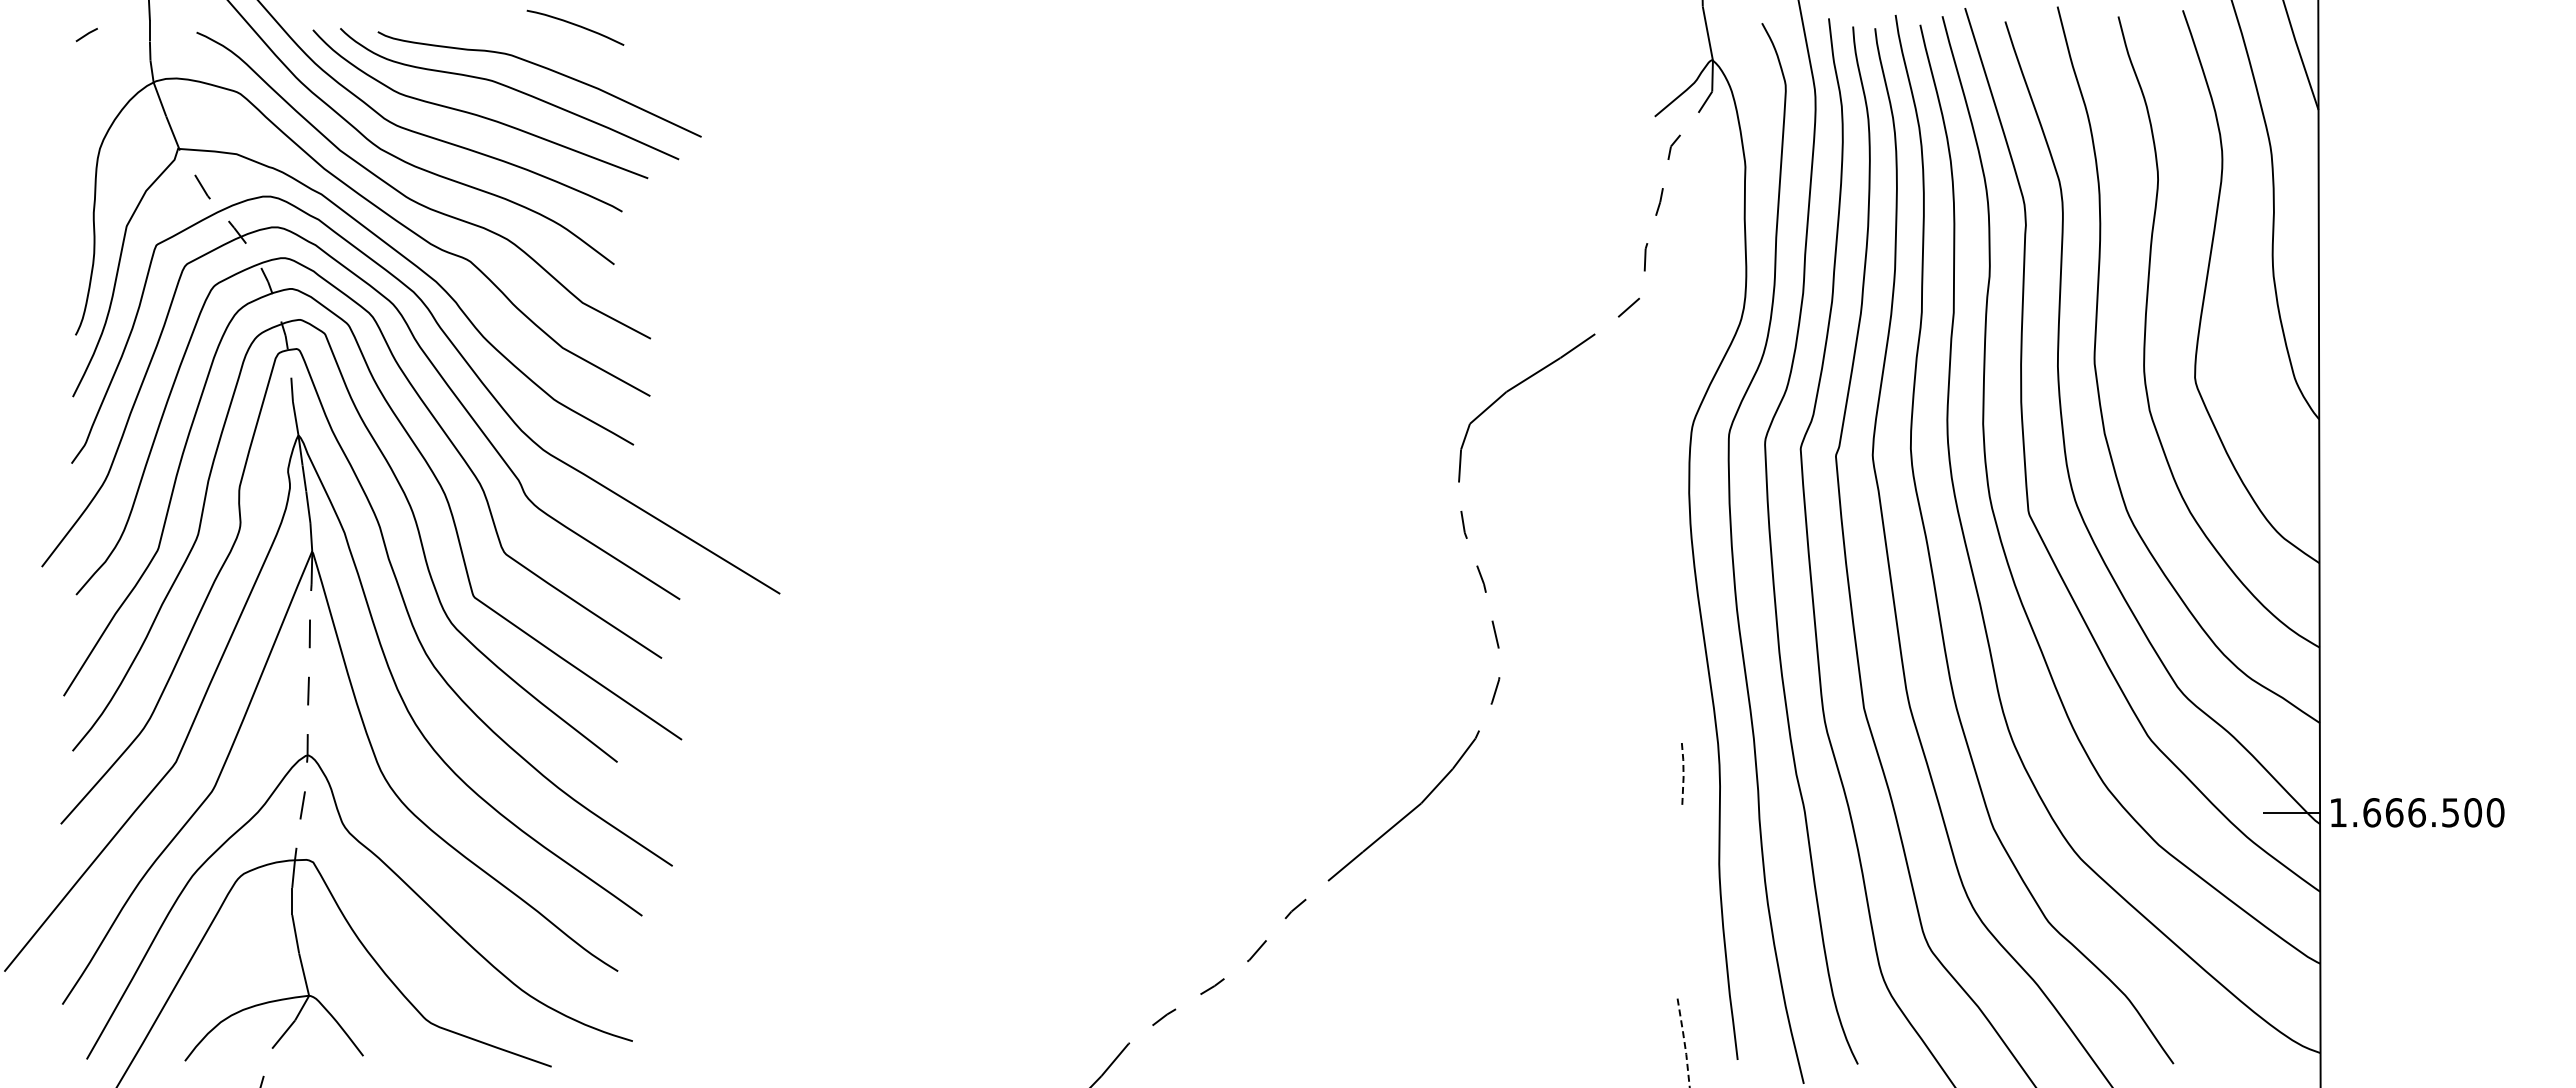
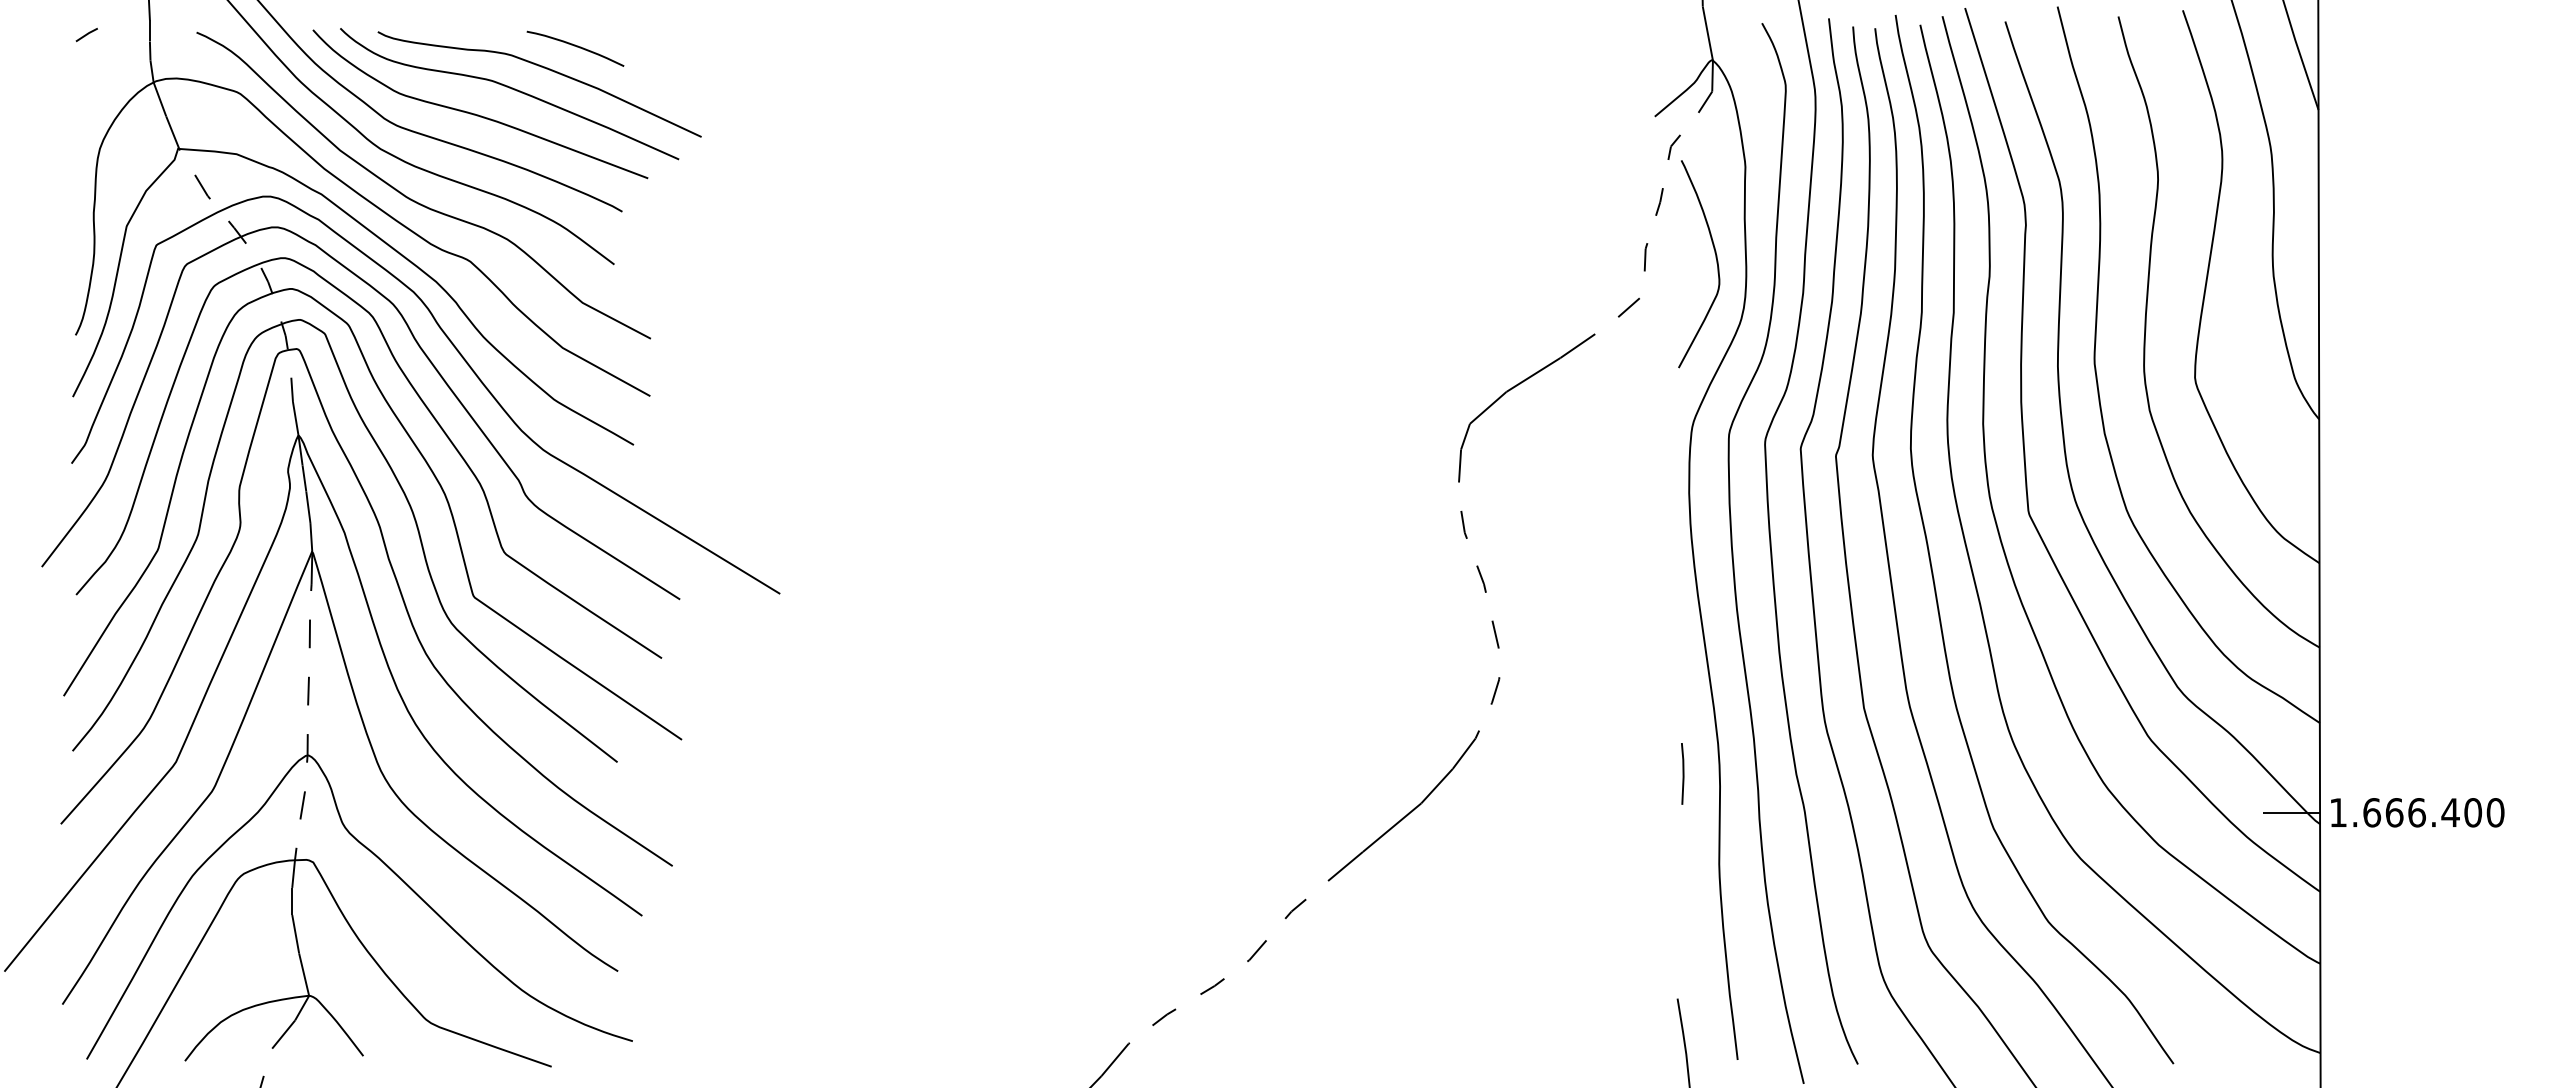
curve position: (576, 26) -> (576, 47) (576, 47)
curve: none -> present (1716, 263)
line: dashed -> solid (1683, 774)
text: 1.666.500 -> 1.666.400 (2450, 812)
line: dashed -> solid (1684, 1043)
